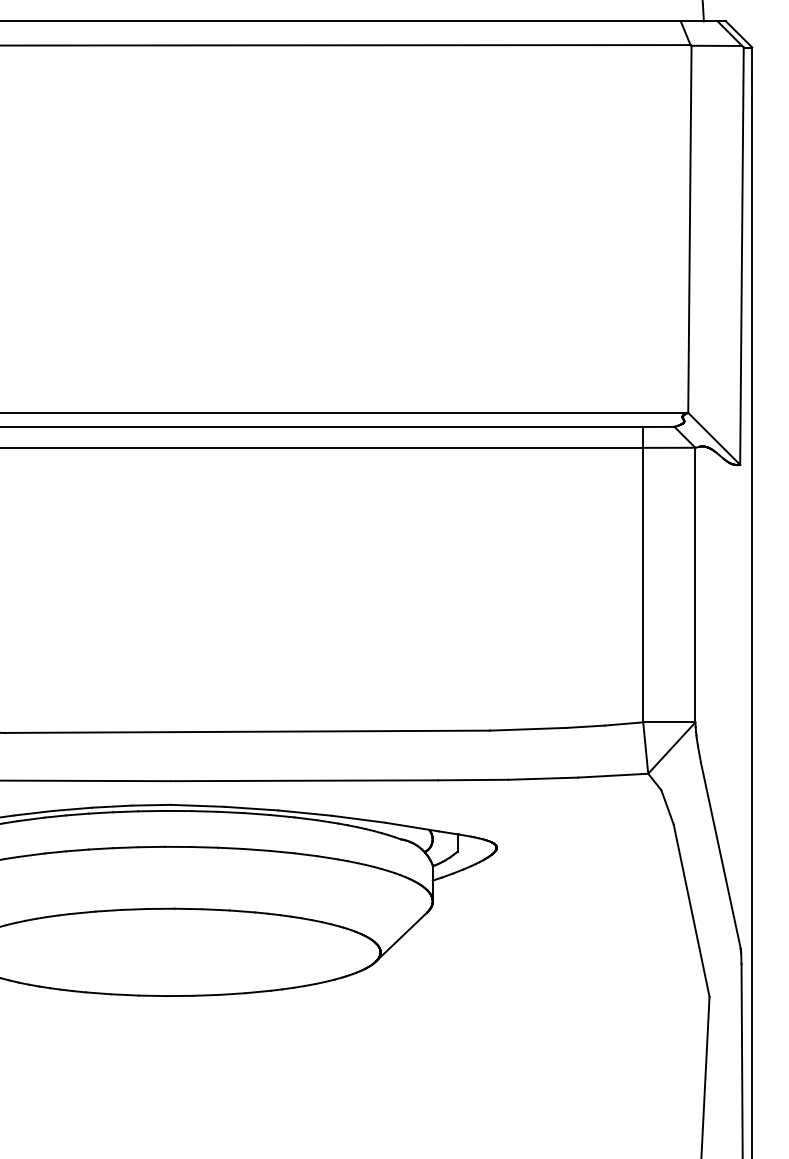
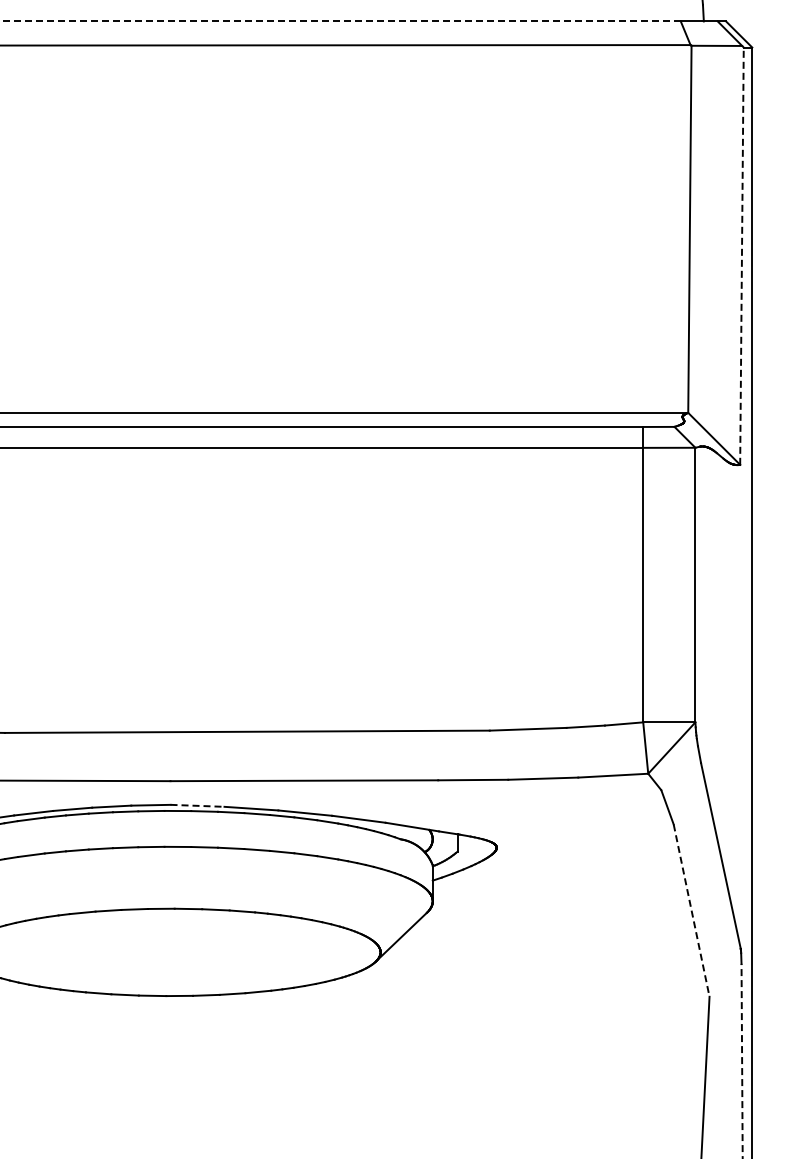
line: solid -> dashed (339, 21)
line: solid -> dashed (741, 256)
line: solid -> dashed (198, 805)
line: solid -> dashed (691, 910)
line: solid -> dashed (742, 1060)
